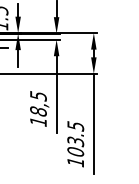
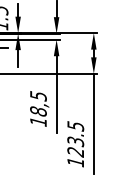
text: 103.5 -> 123.5 (75, 152)
